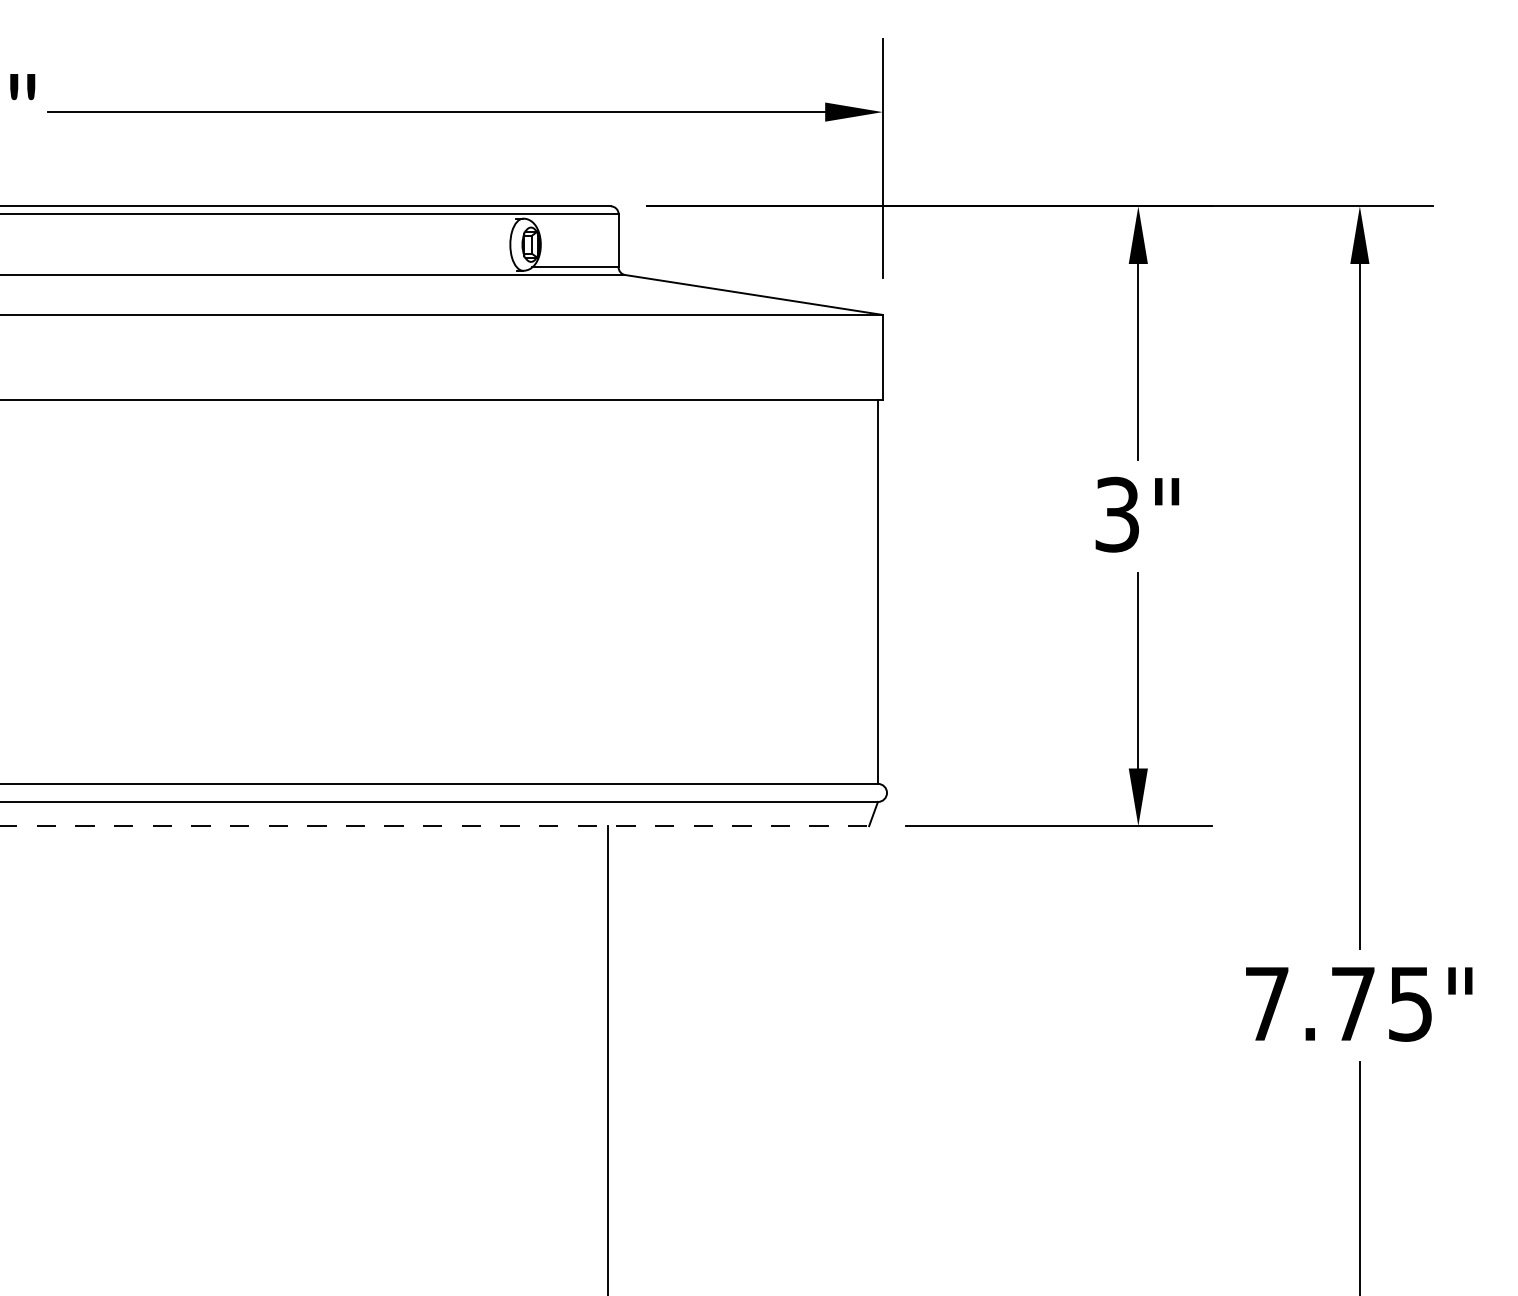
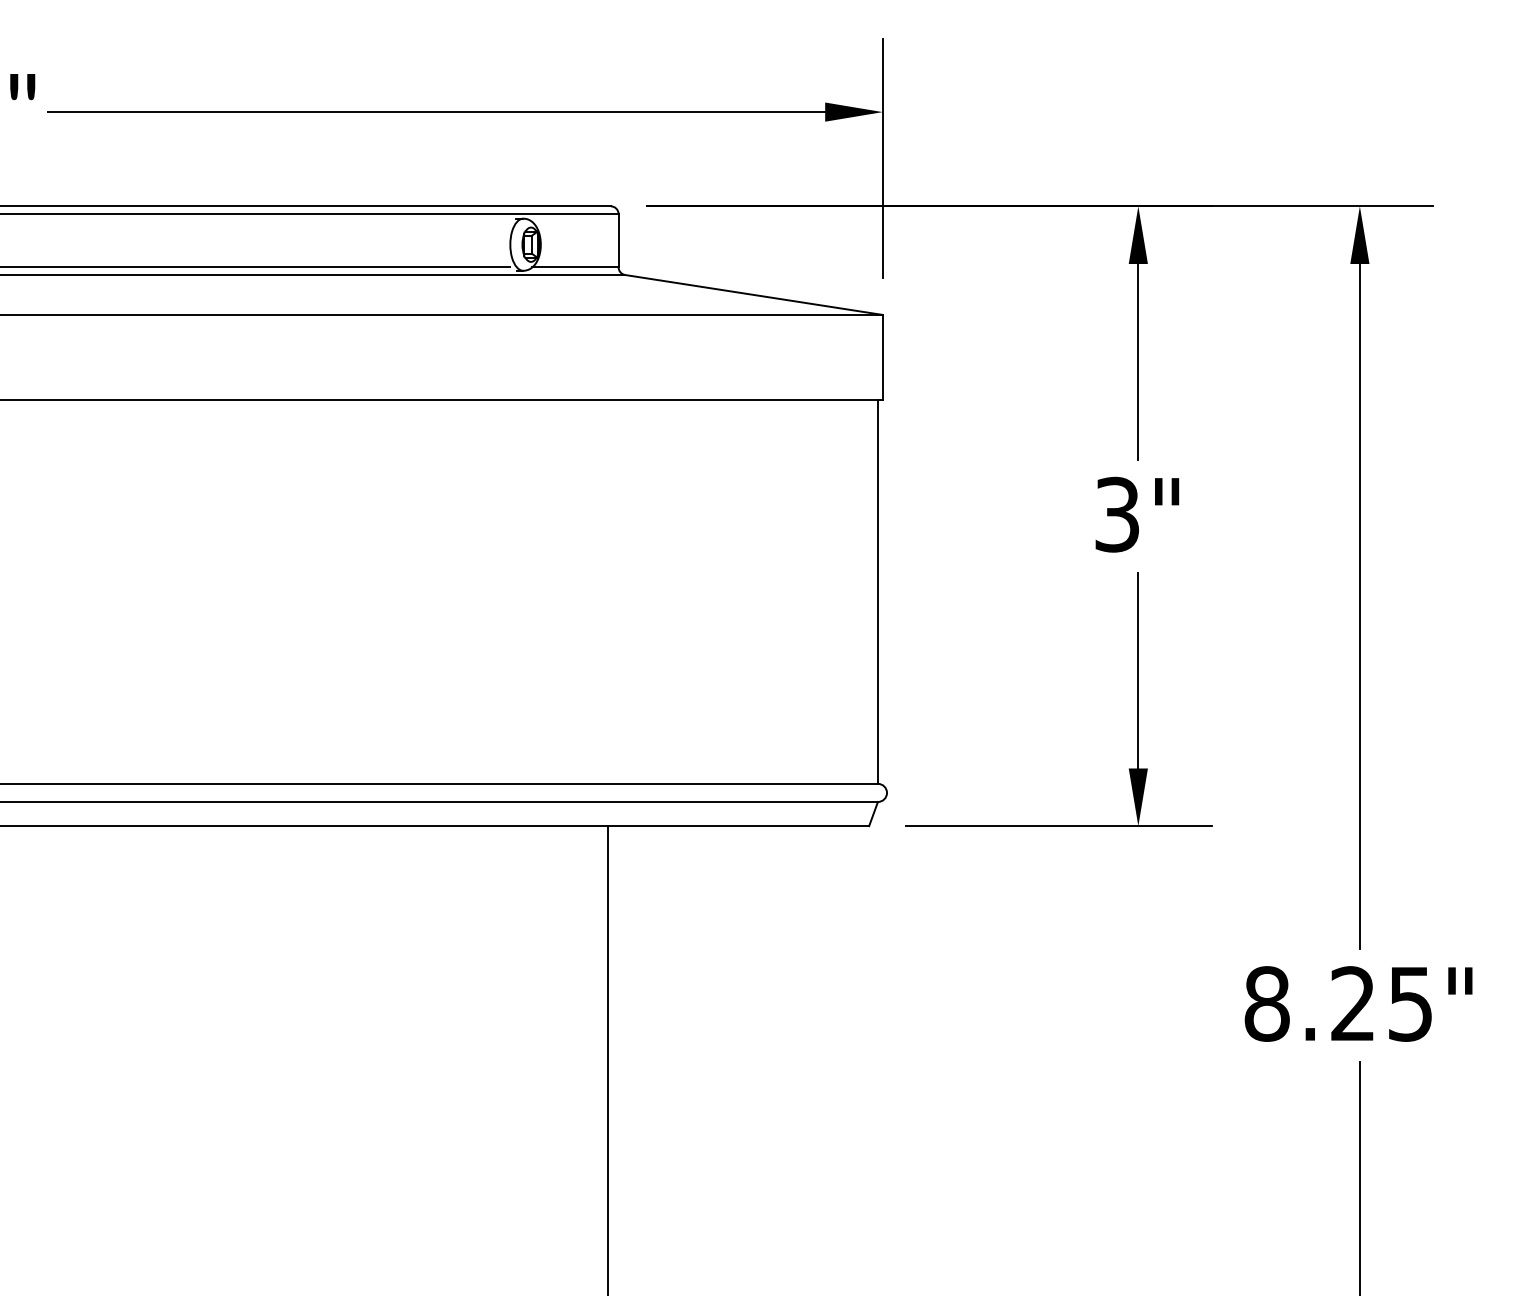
line: none -> present (255, 267)
line: dashed -> solid (435, 826)
text: 7.75" -> 8.25" (1309, 1003)
